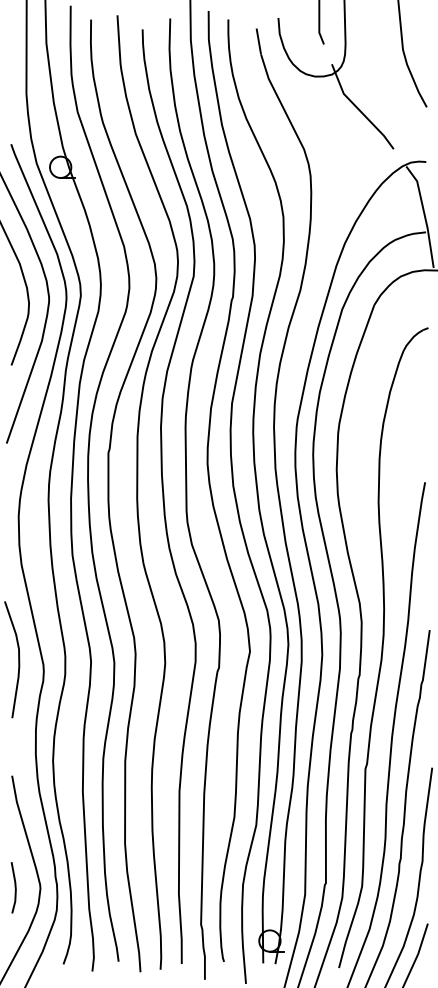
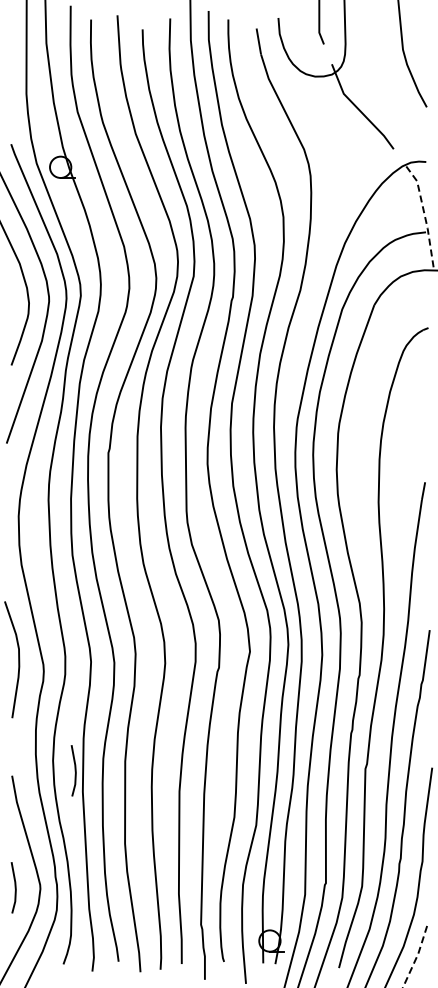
line: solid -> dashed (424, 215)
line: none -> present (74, 770)
line: solid -> dashed (417, 955)
